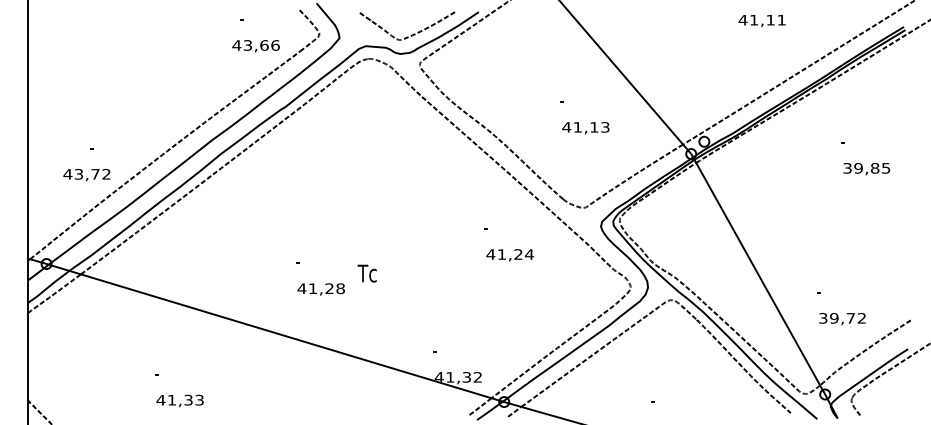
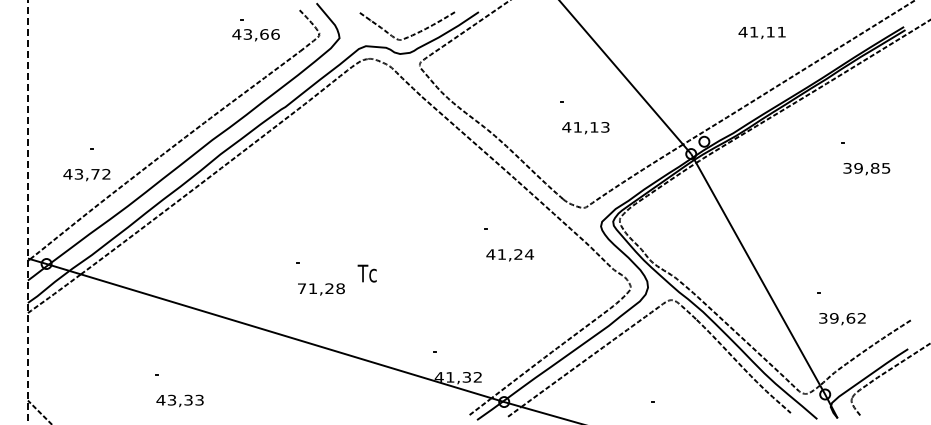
text position: (761, 21) -> (761, 33) (761, 33)
text position: (255, 46) -> (255, 35) (255, 35)
line: solid -> dashed (27, 212)
text: 41,28 -> 71,28 (301, 288)
text: 39,72 -> 39,62 (850, 318)
text: 41,33 -> 43,33 (171, 399)
